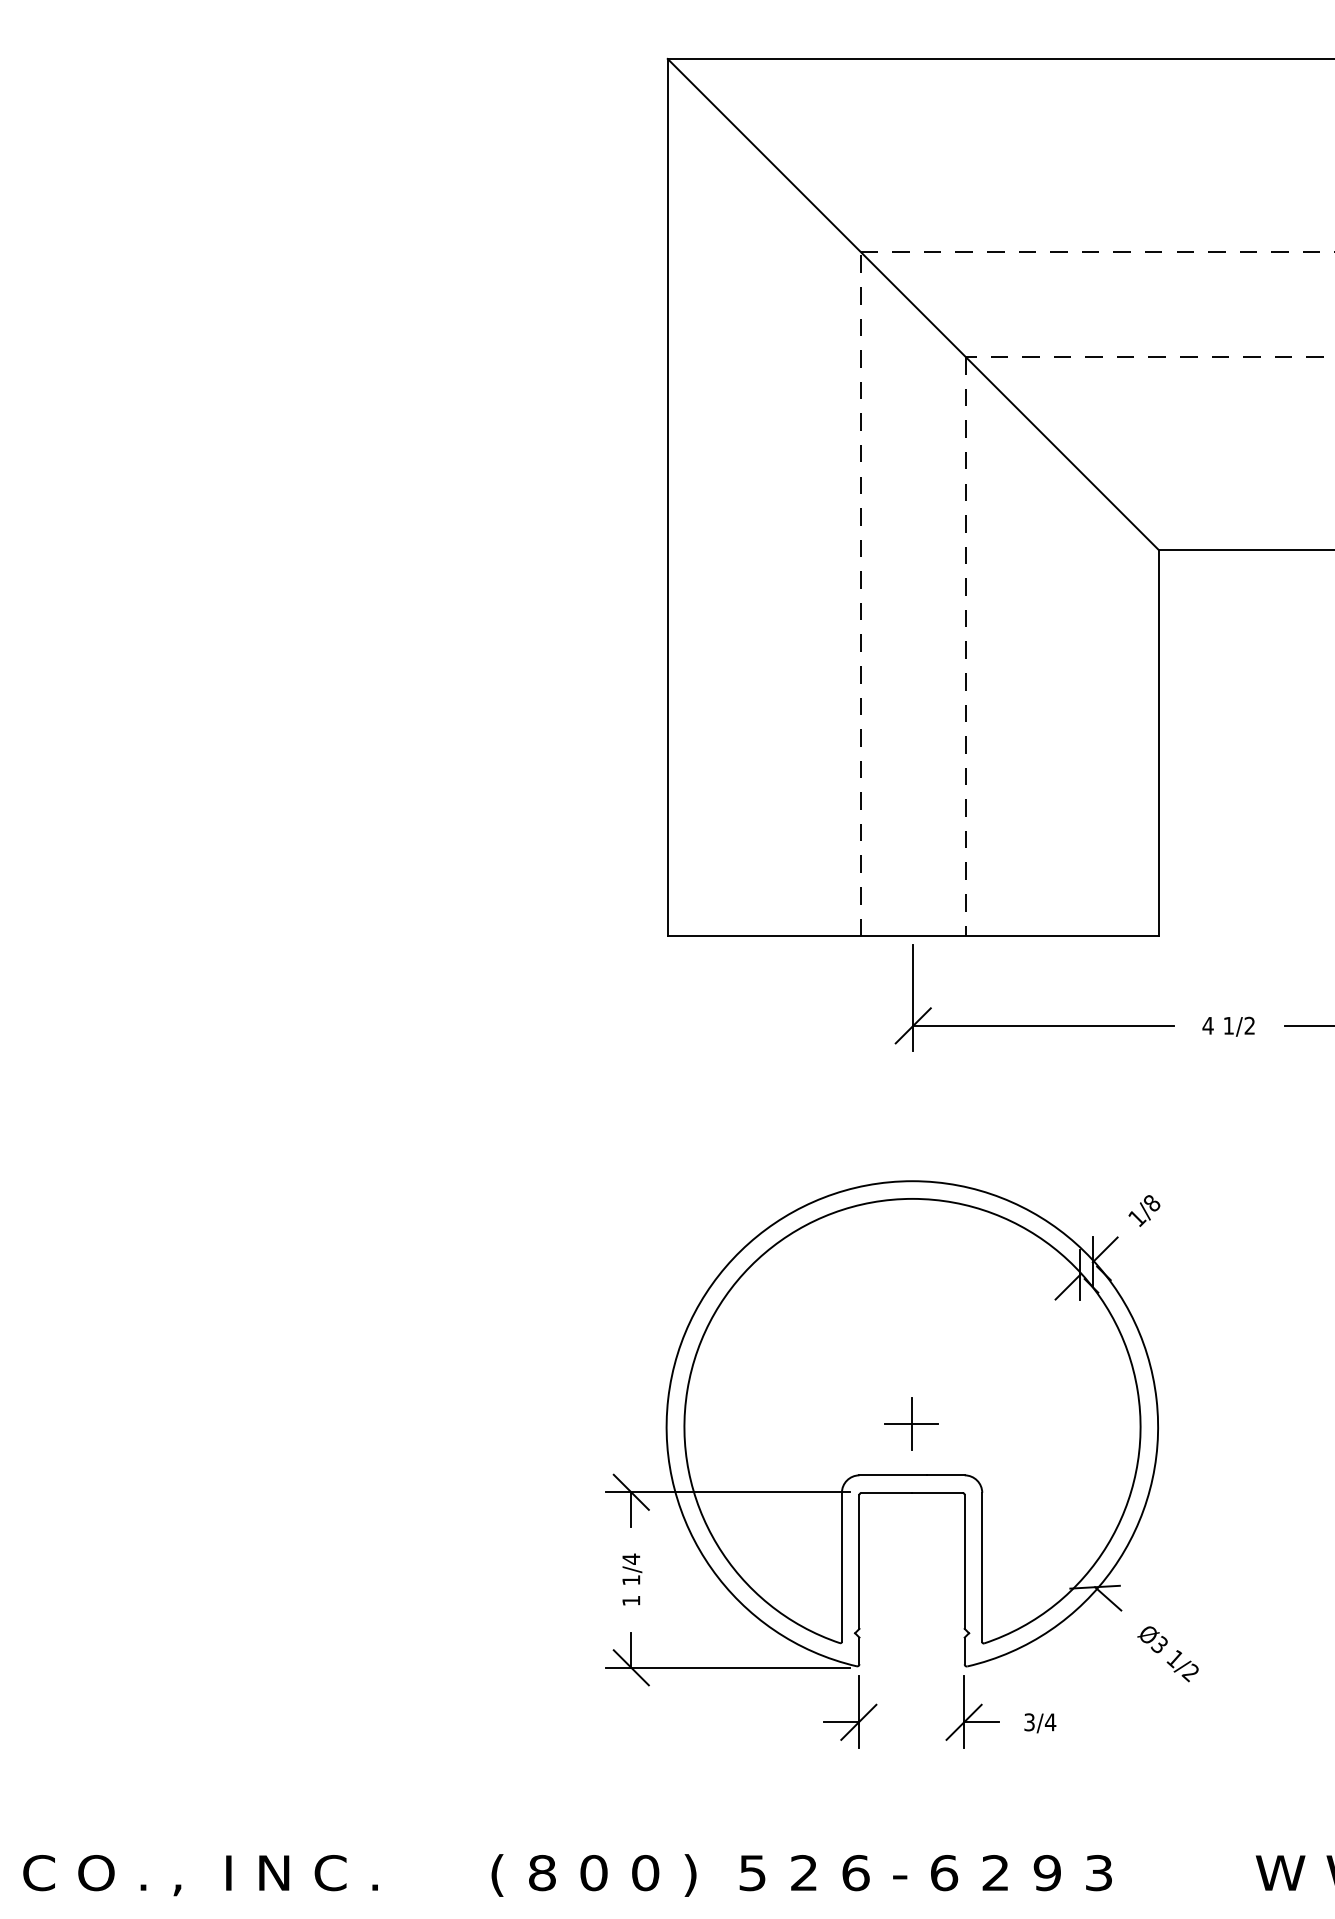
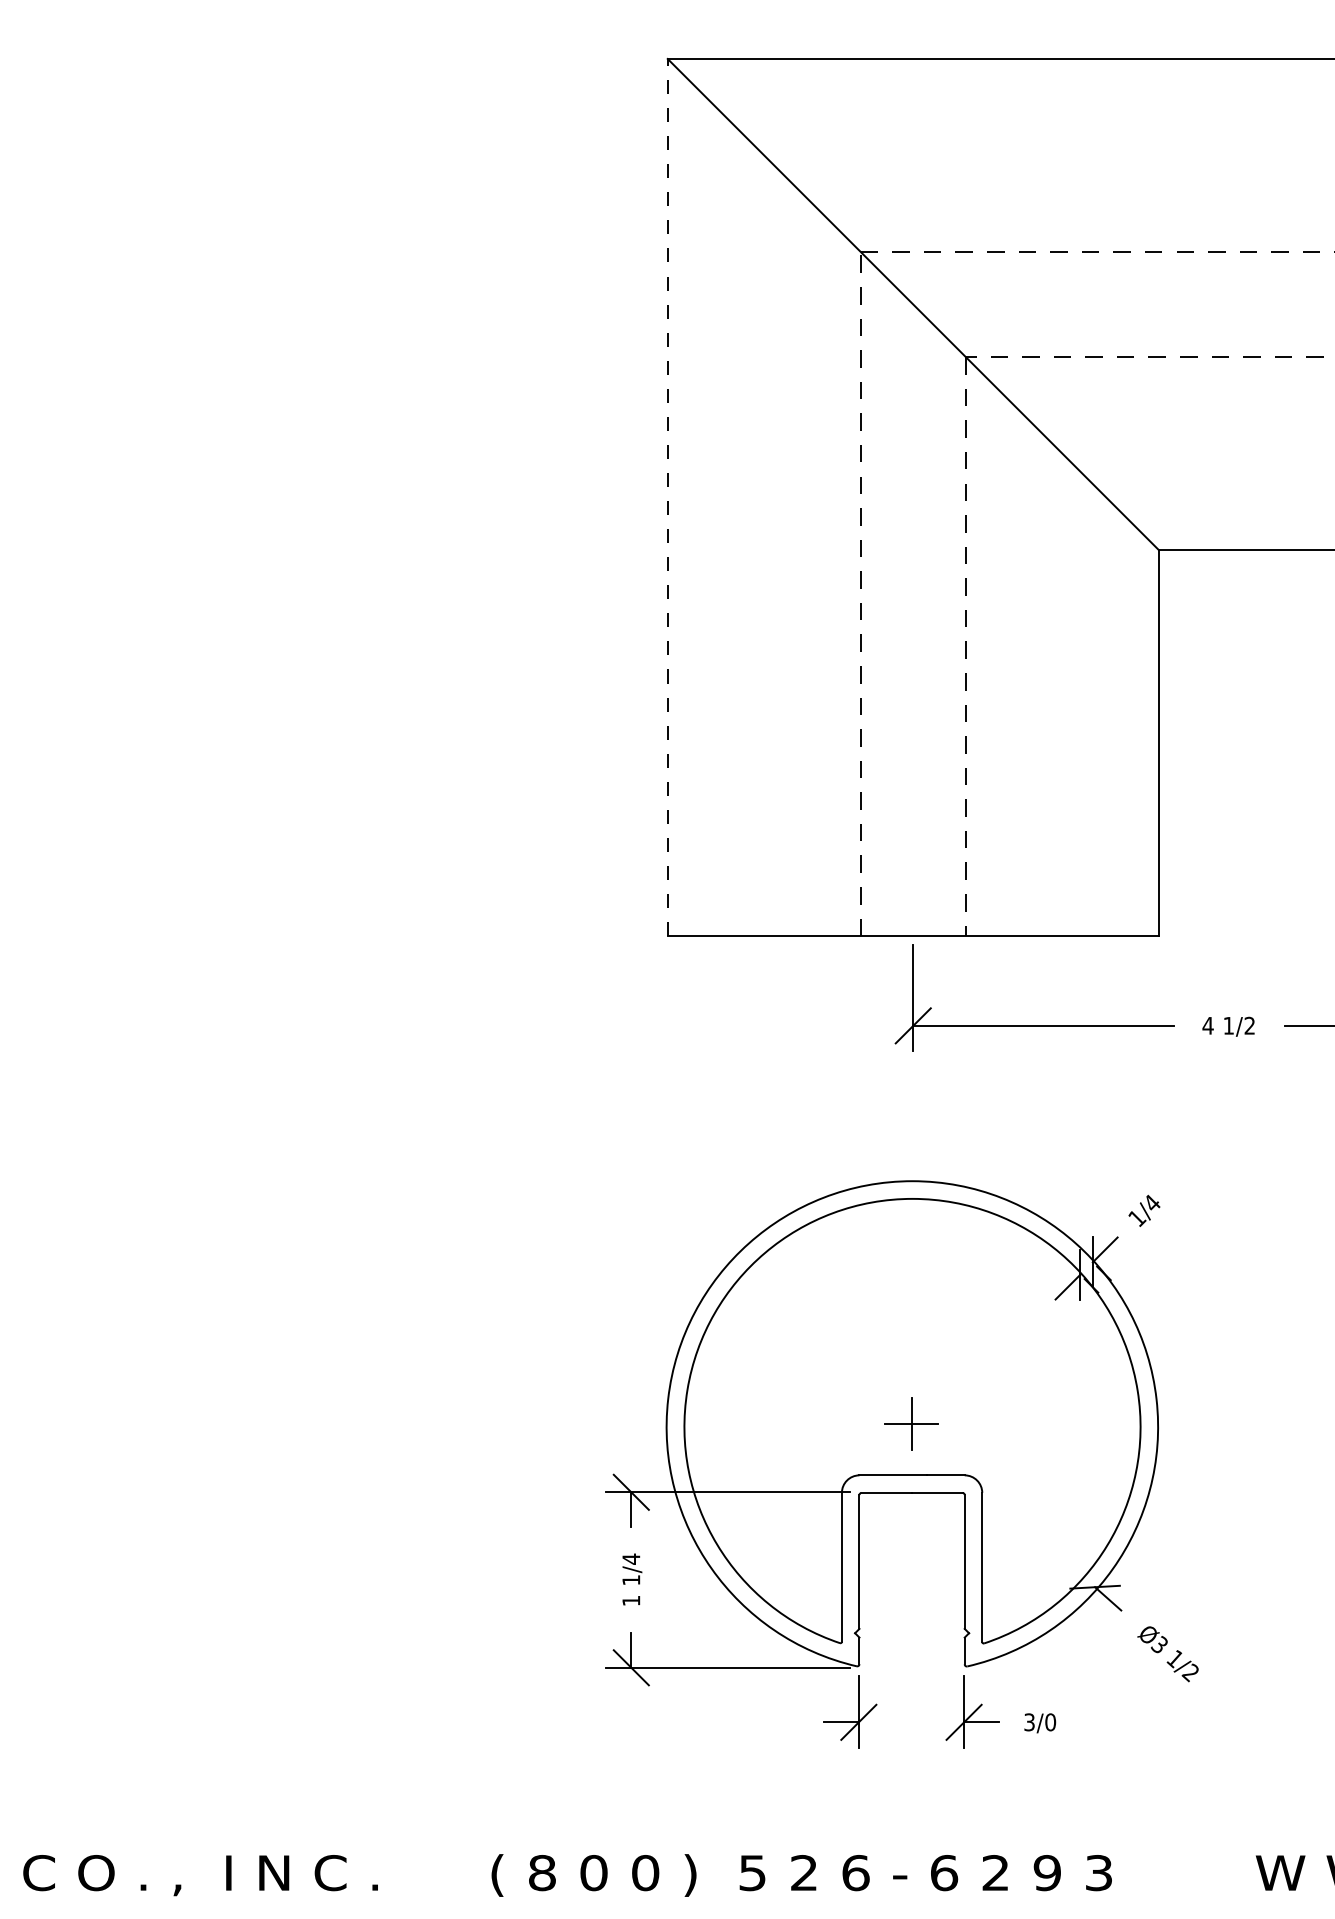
line: solid -> dashed (667, 497)
text: 1/8 -> 1/4 (1151, 1202)
text: 3/4 -> 3/0 (1050, 1722)
